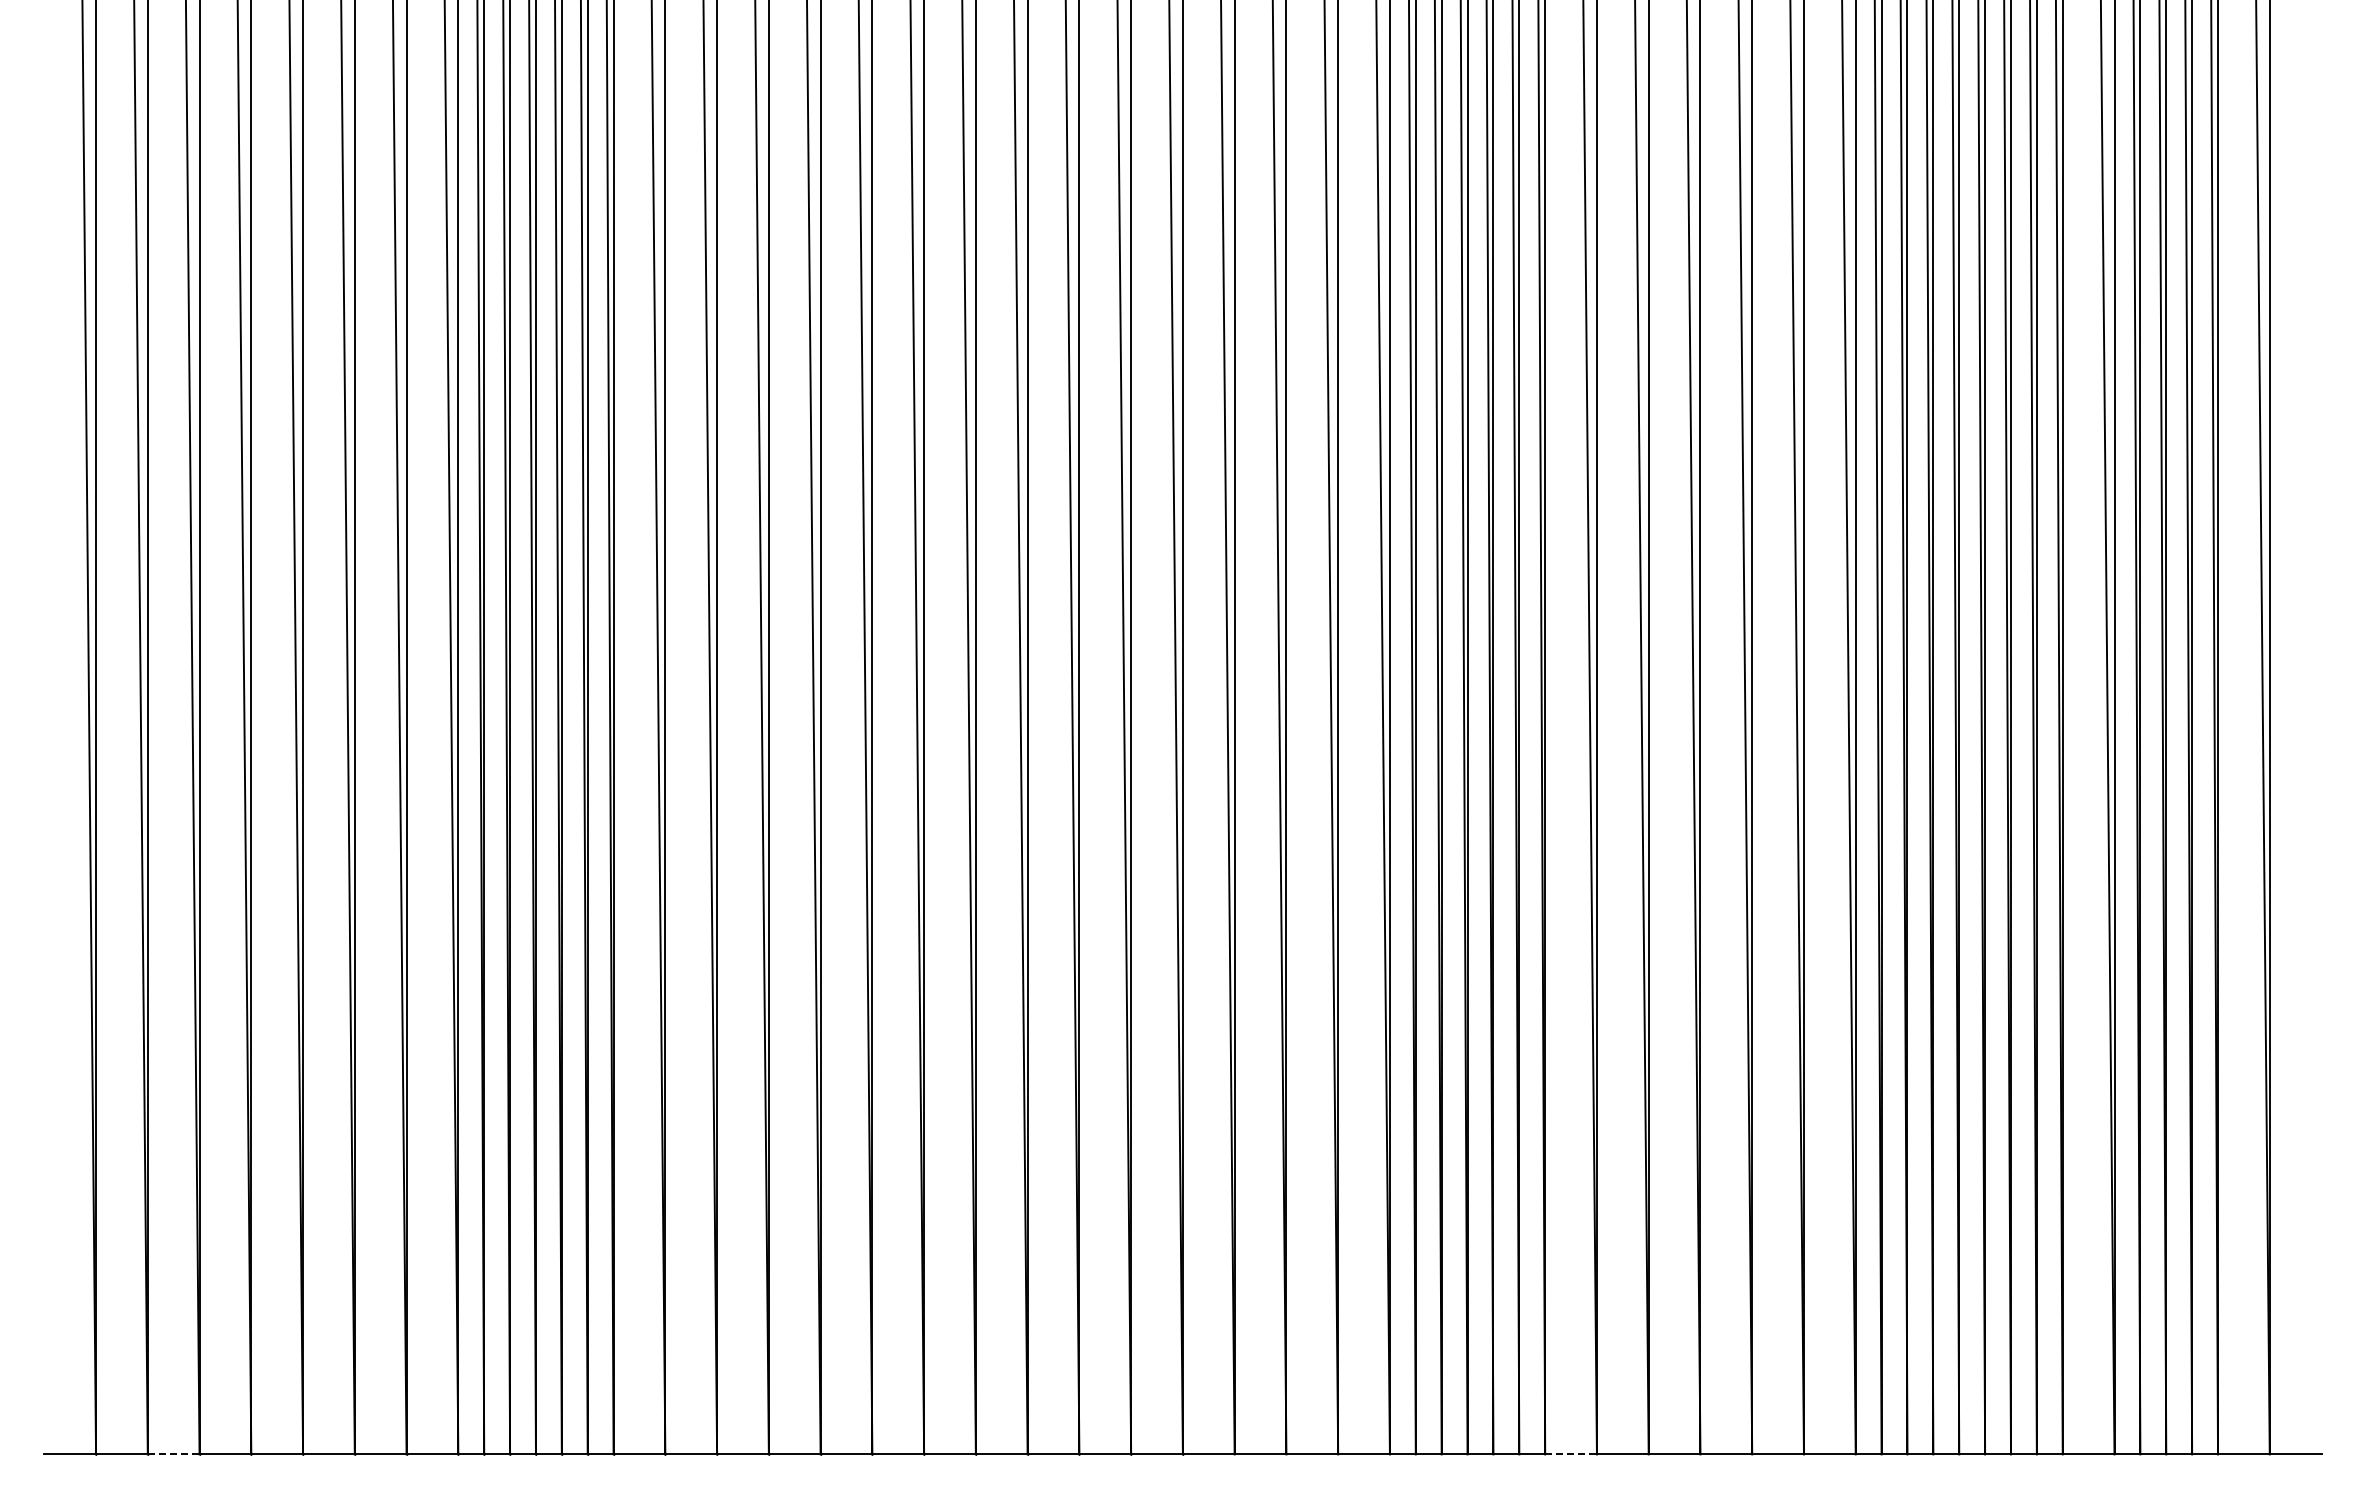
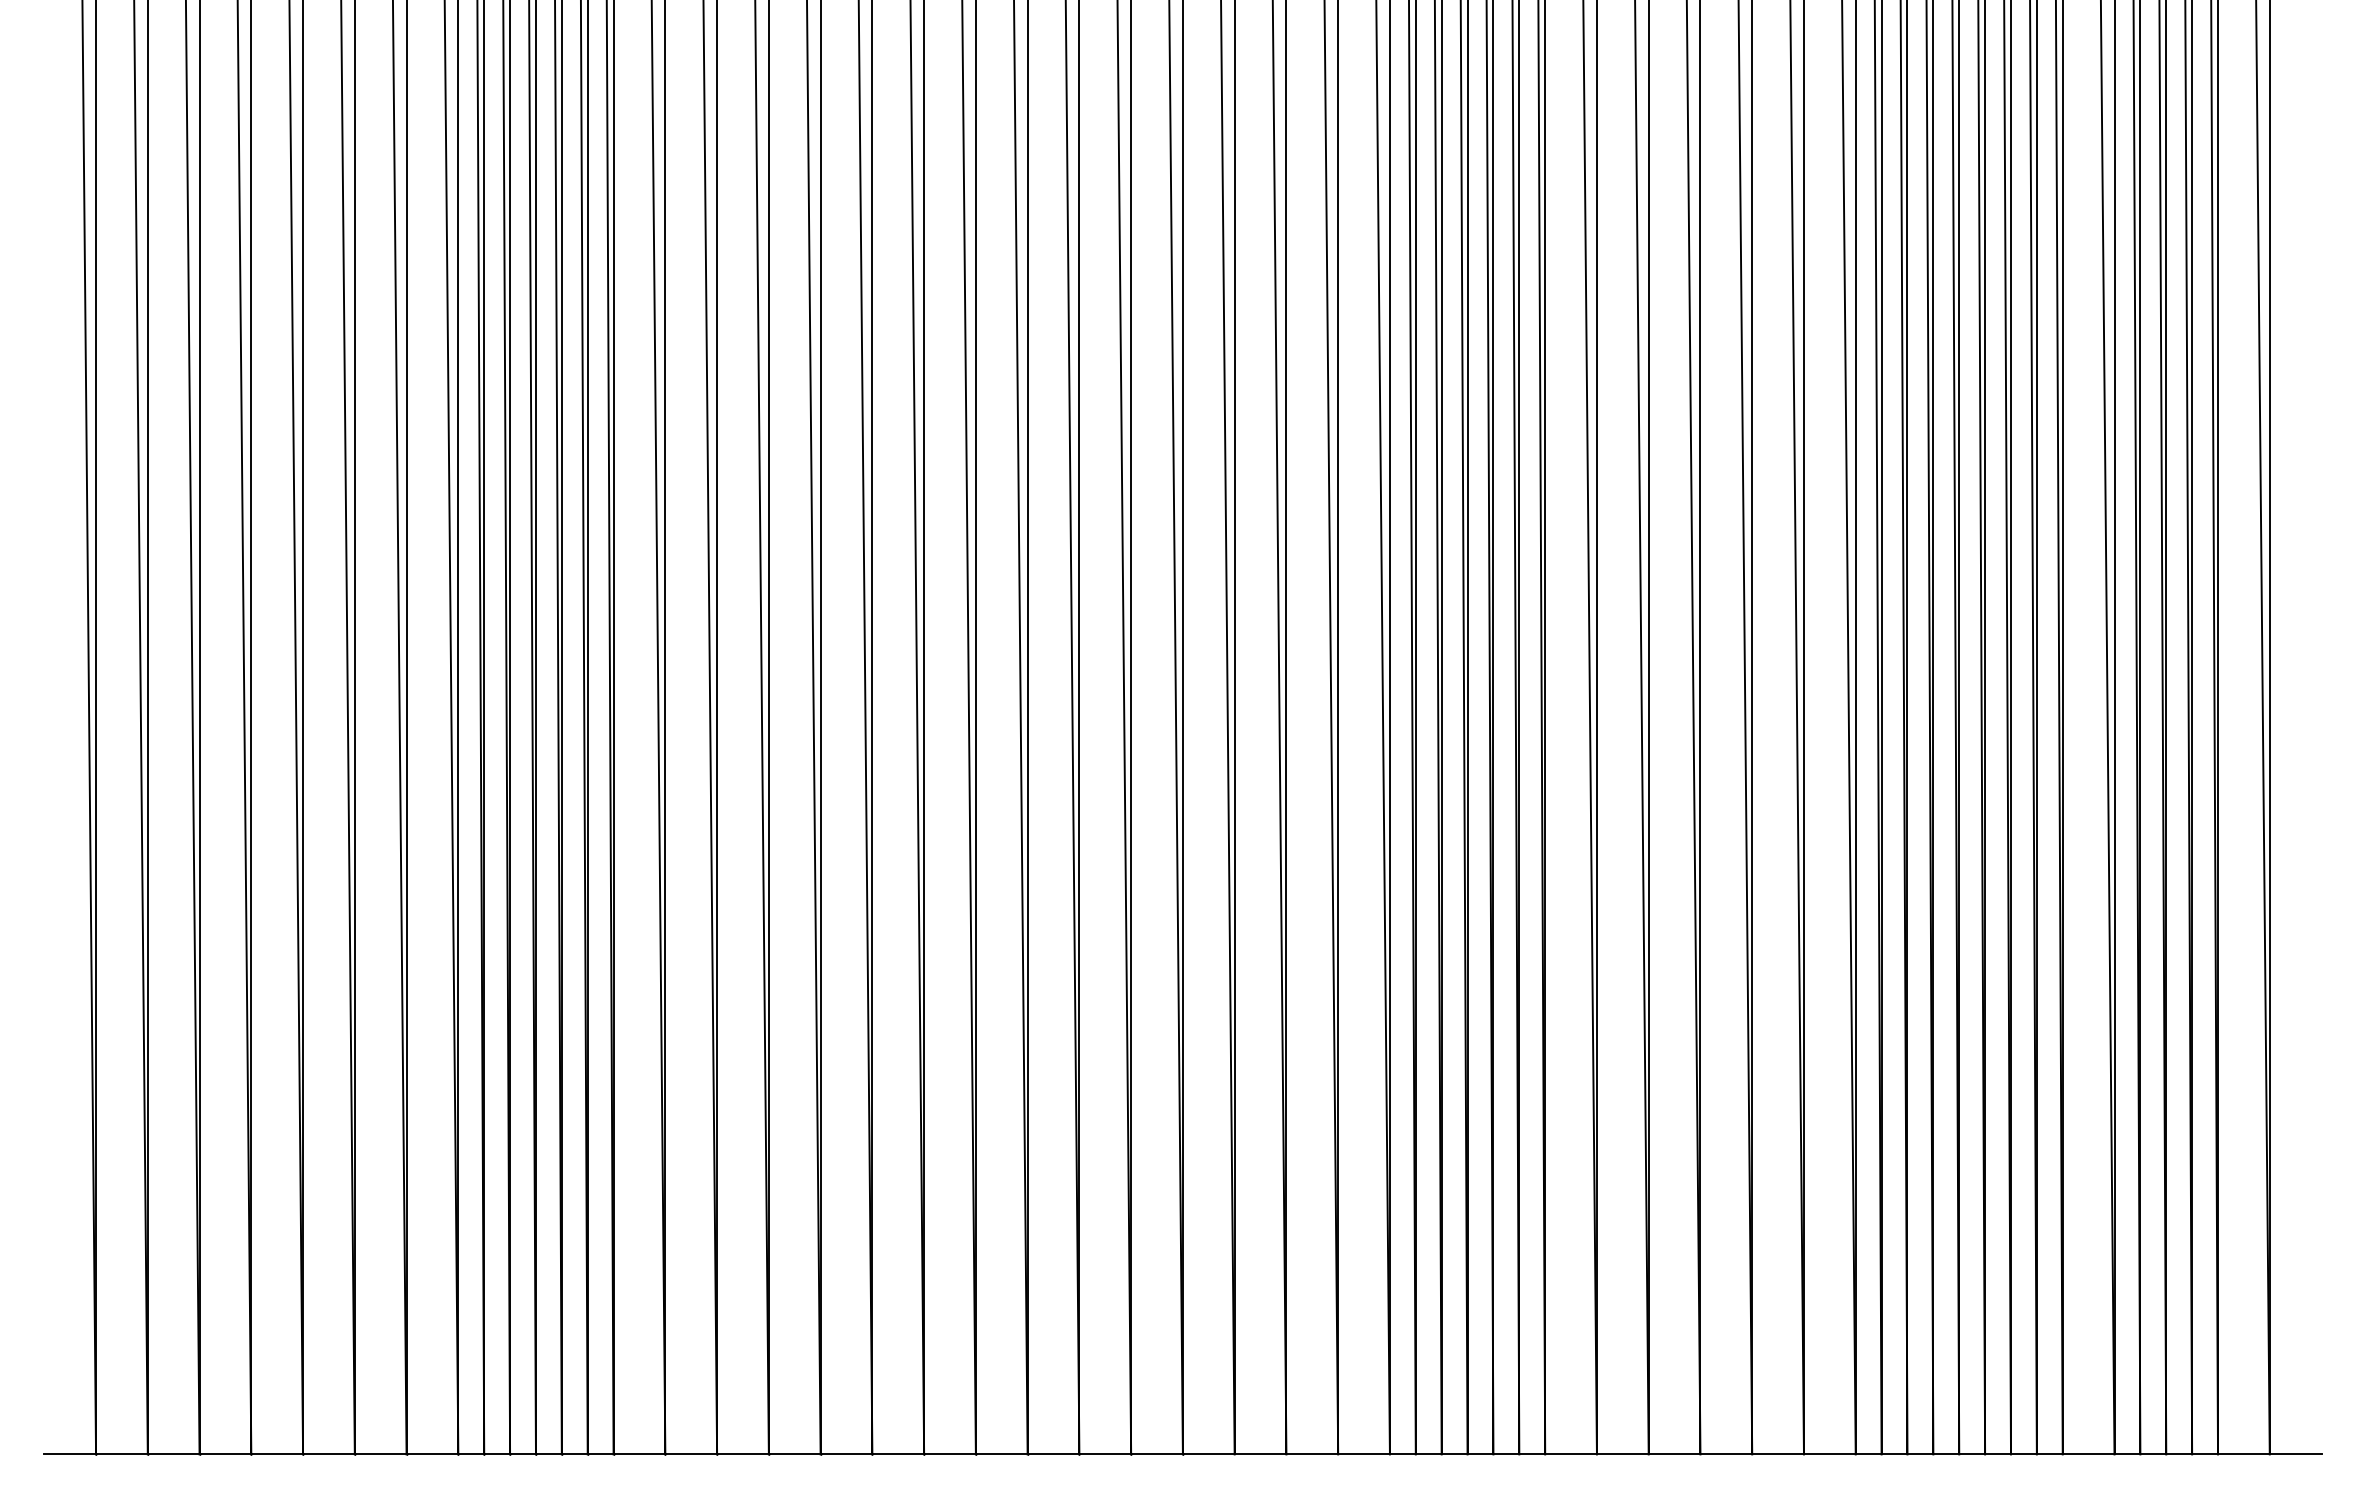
line: dashed -> solid (173, 1454)
line: dashed -> solid (1571, 1454)
